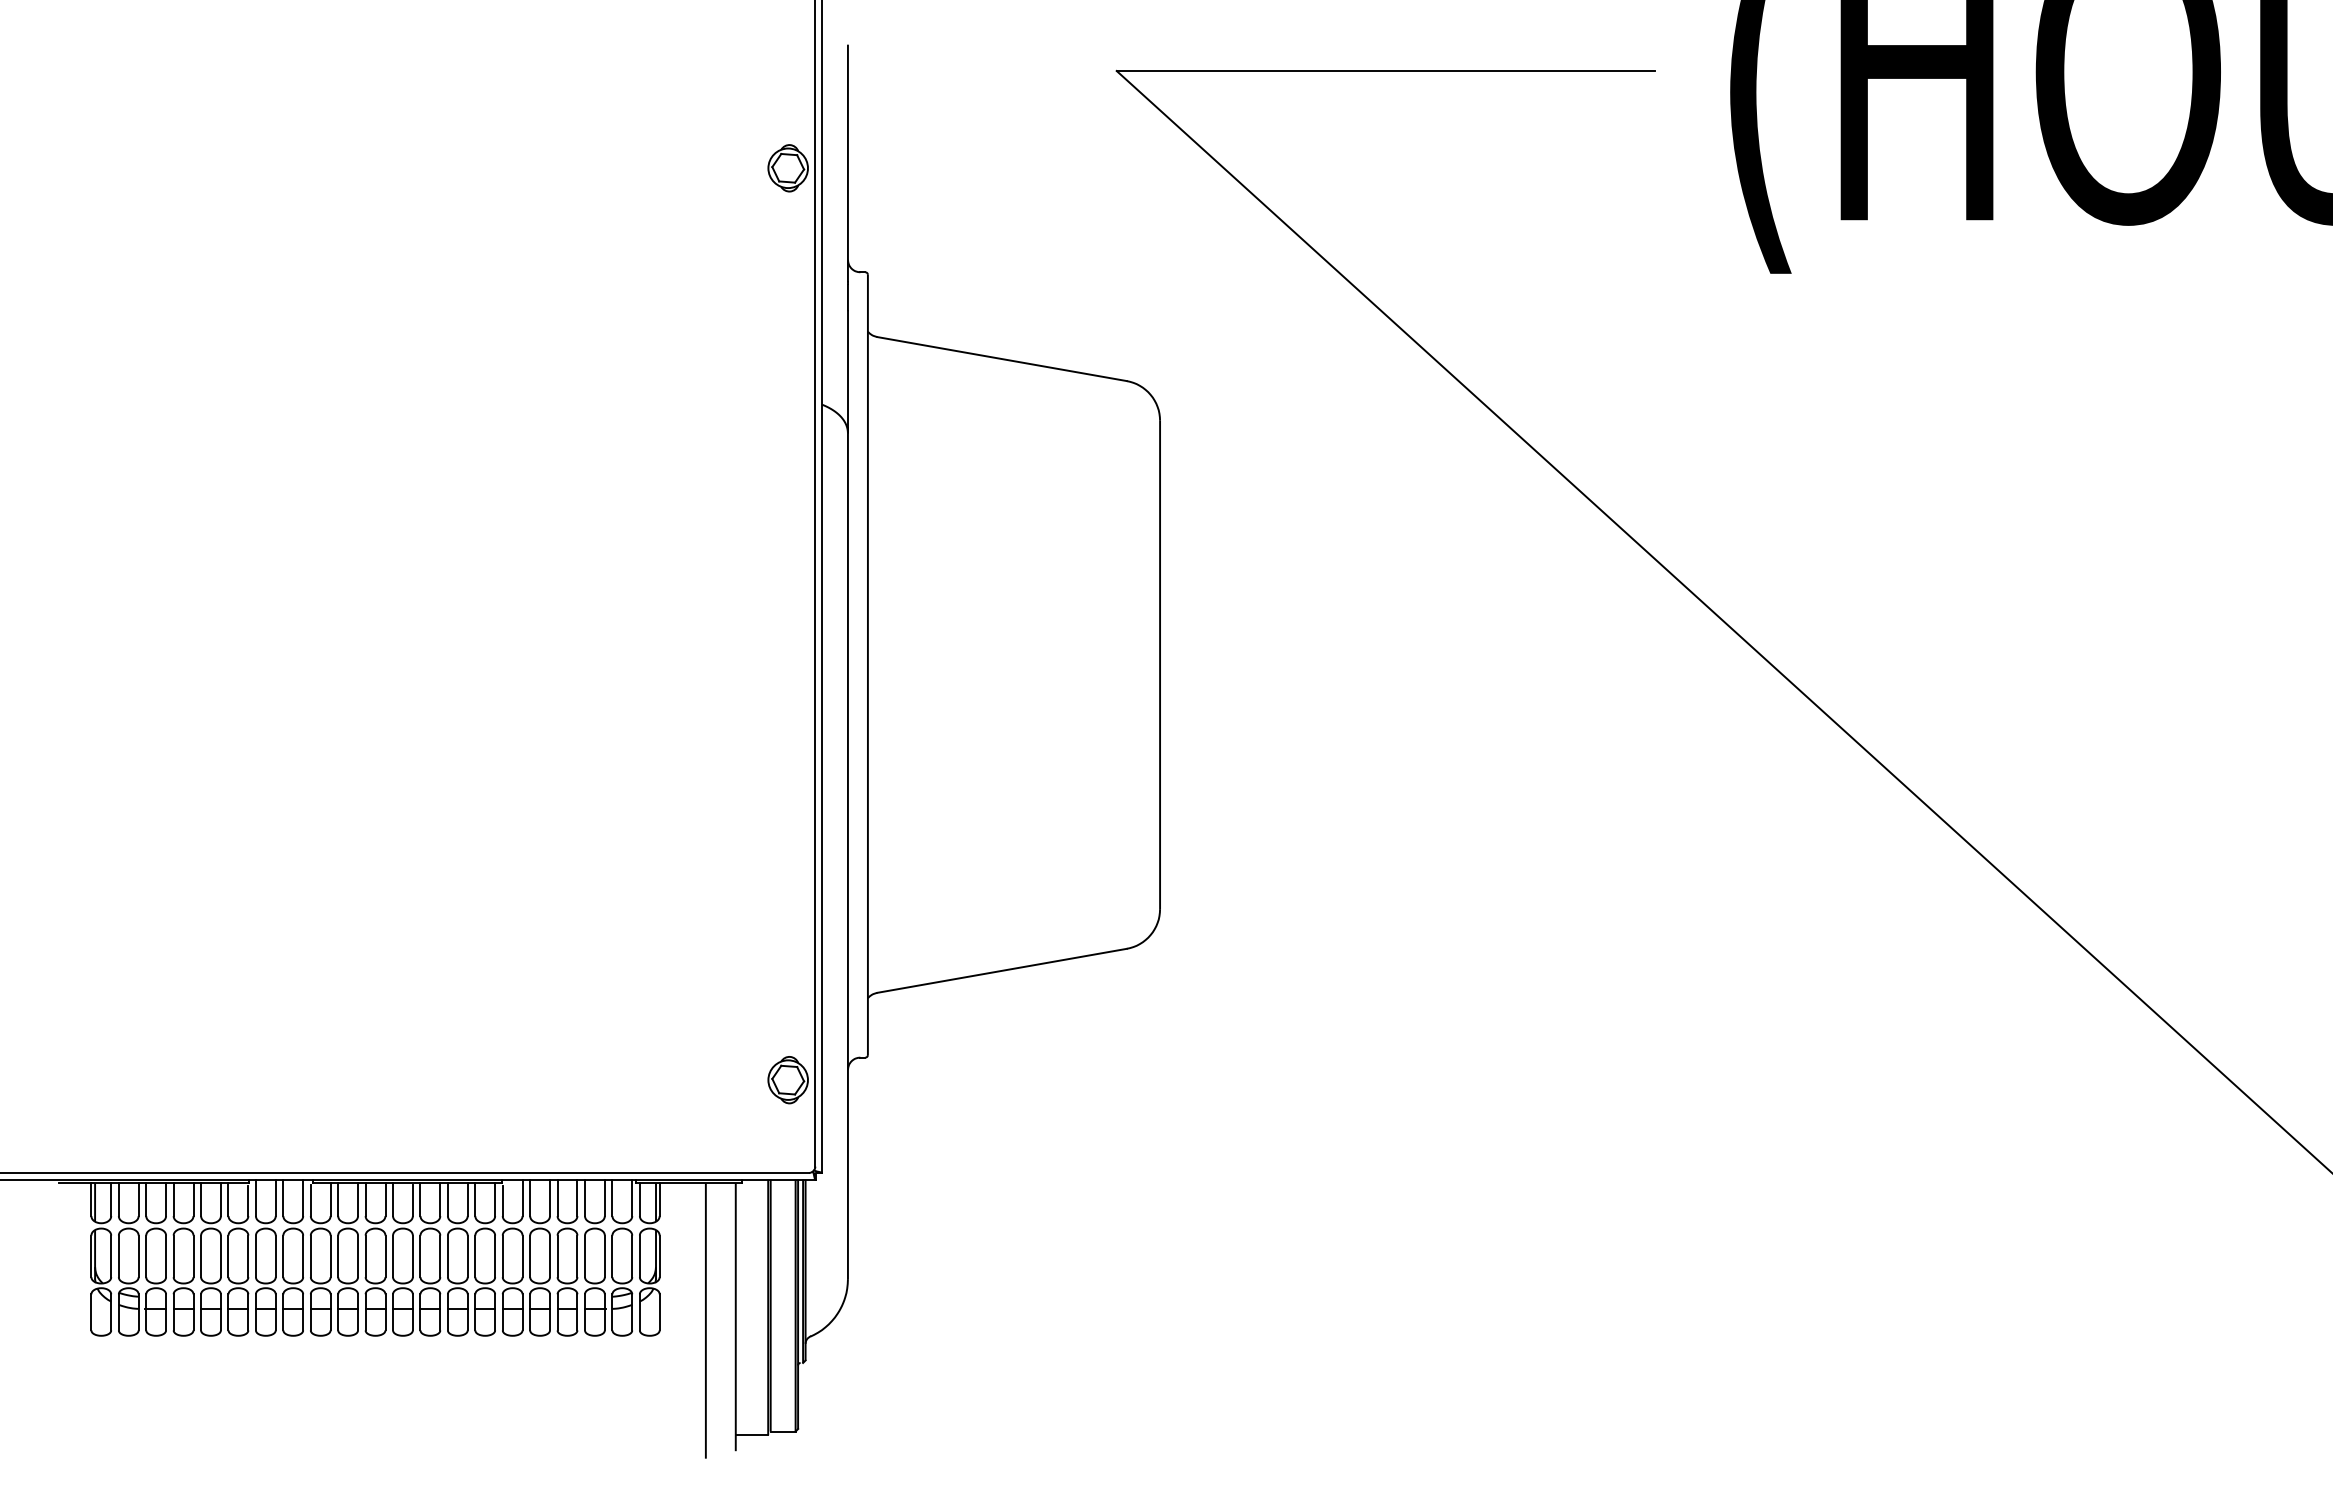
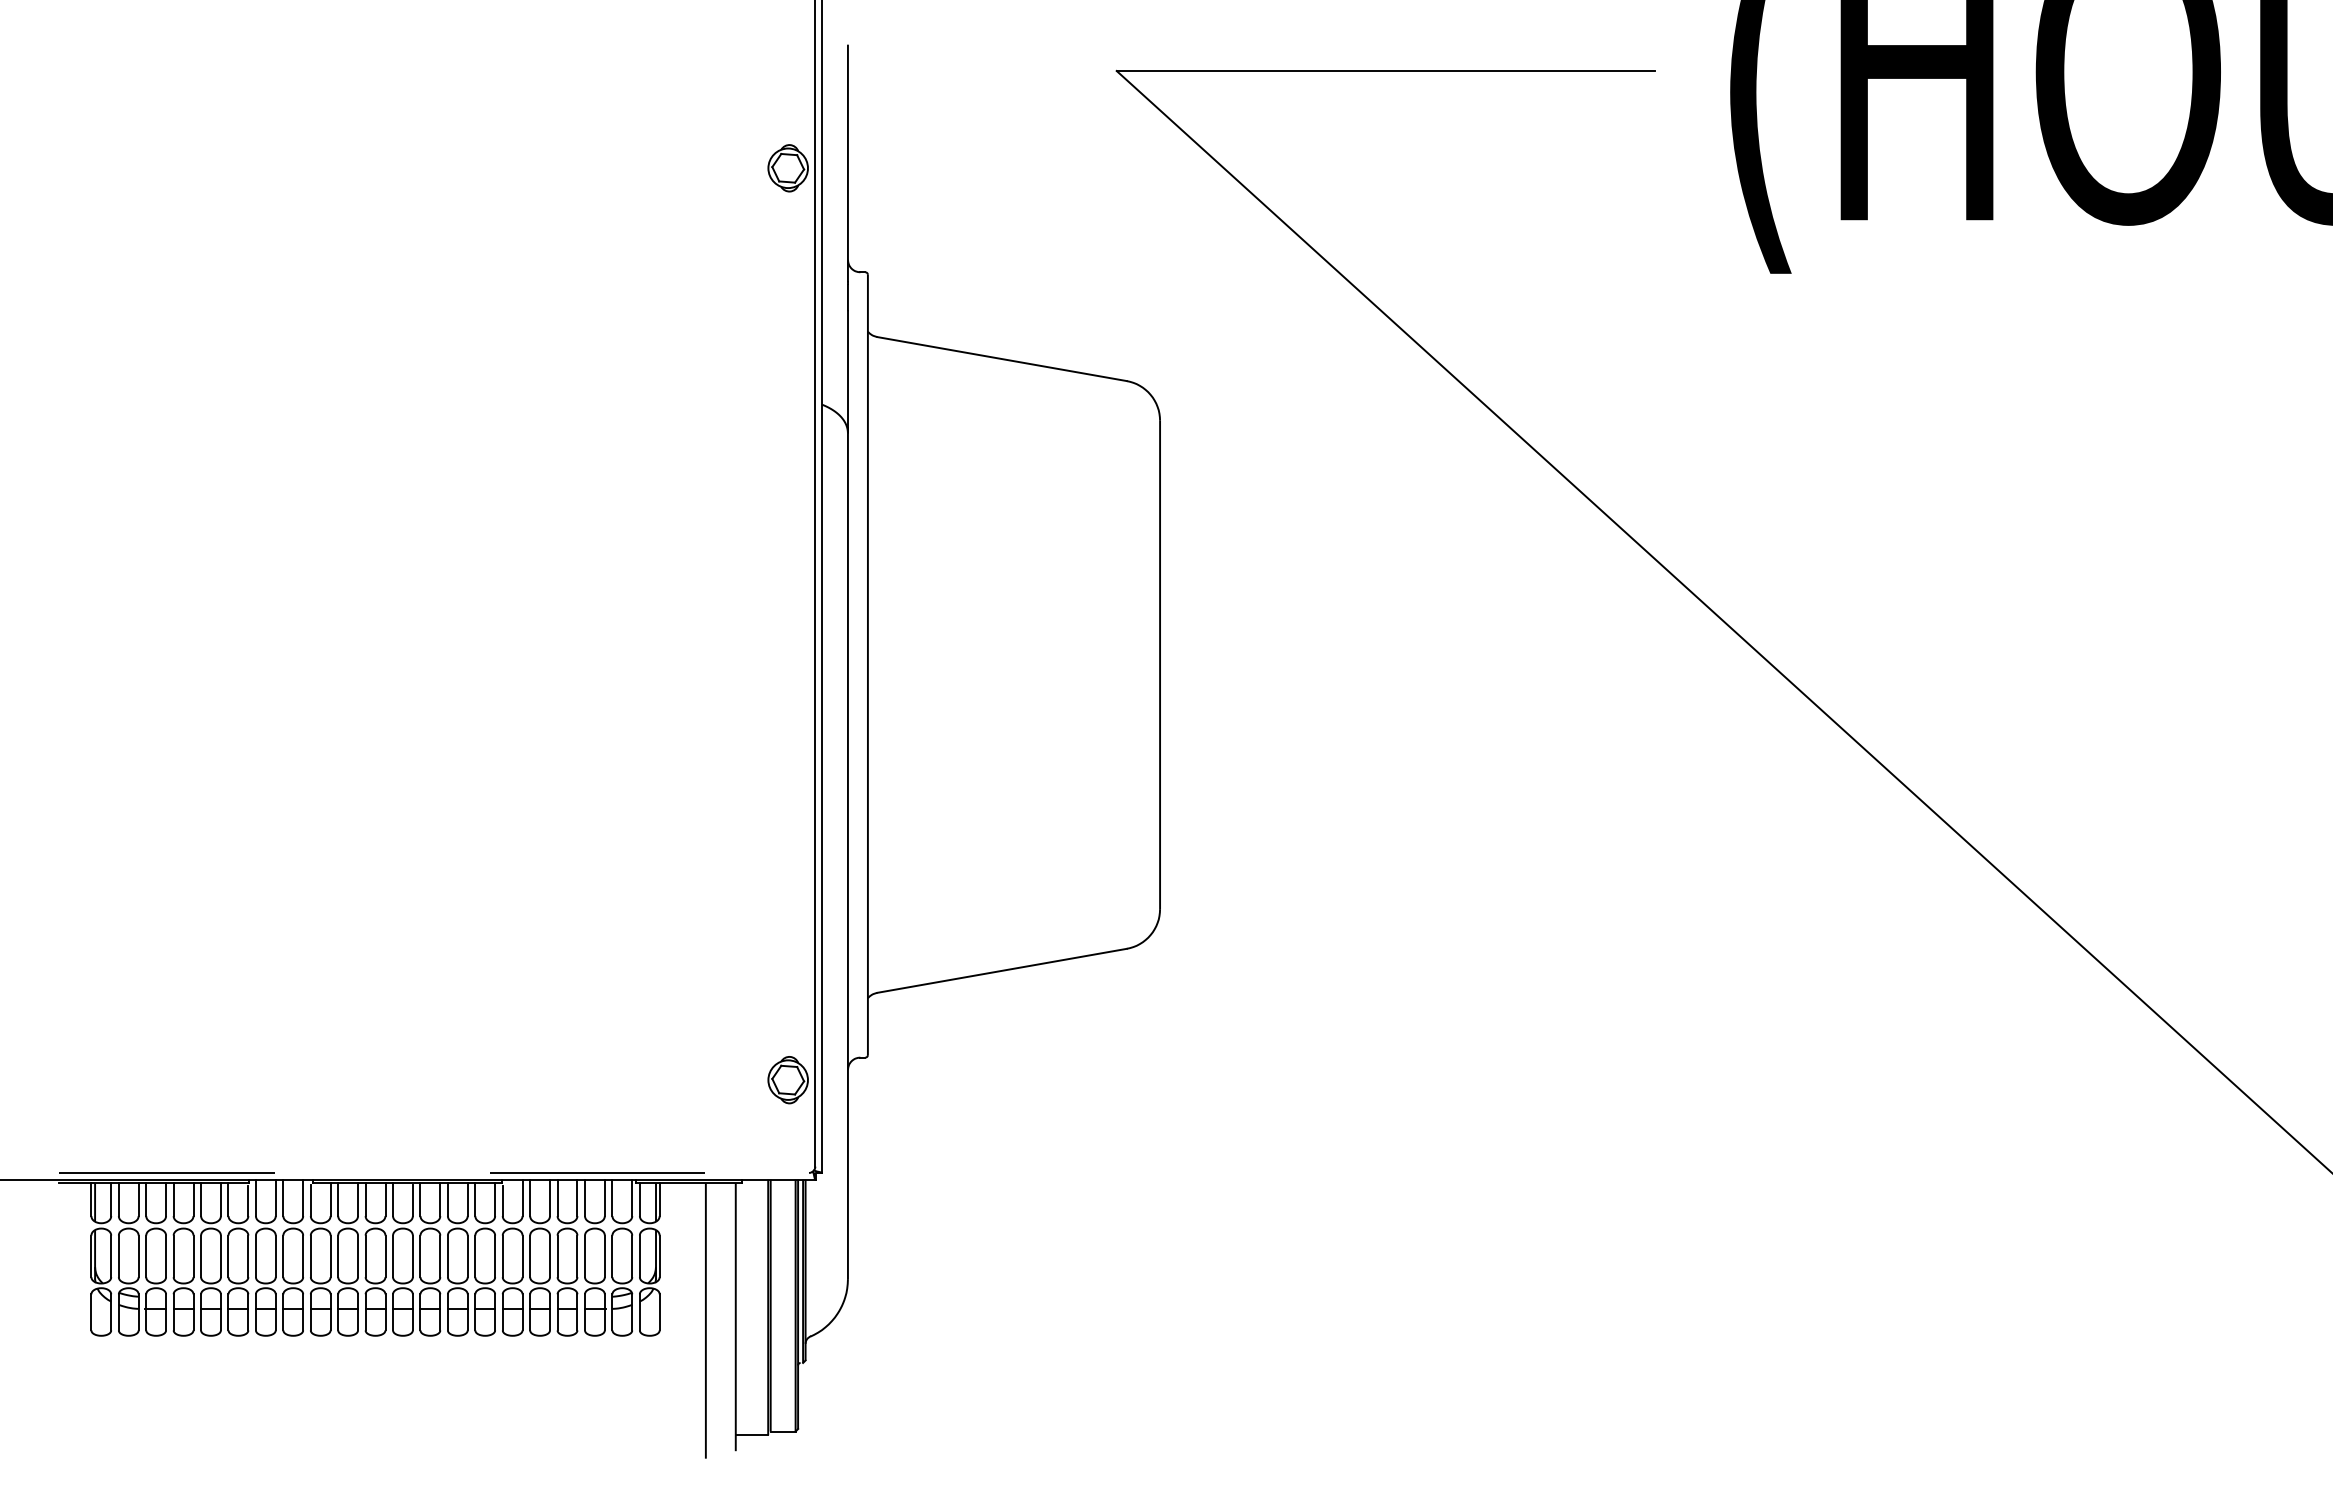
line: solid -> dashed (405, 1172)
